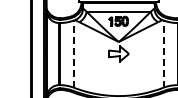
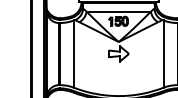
line: dashed -> solid (74, 54)
line: dashed -> solid (163, 54)
